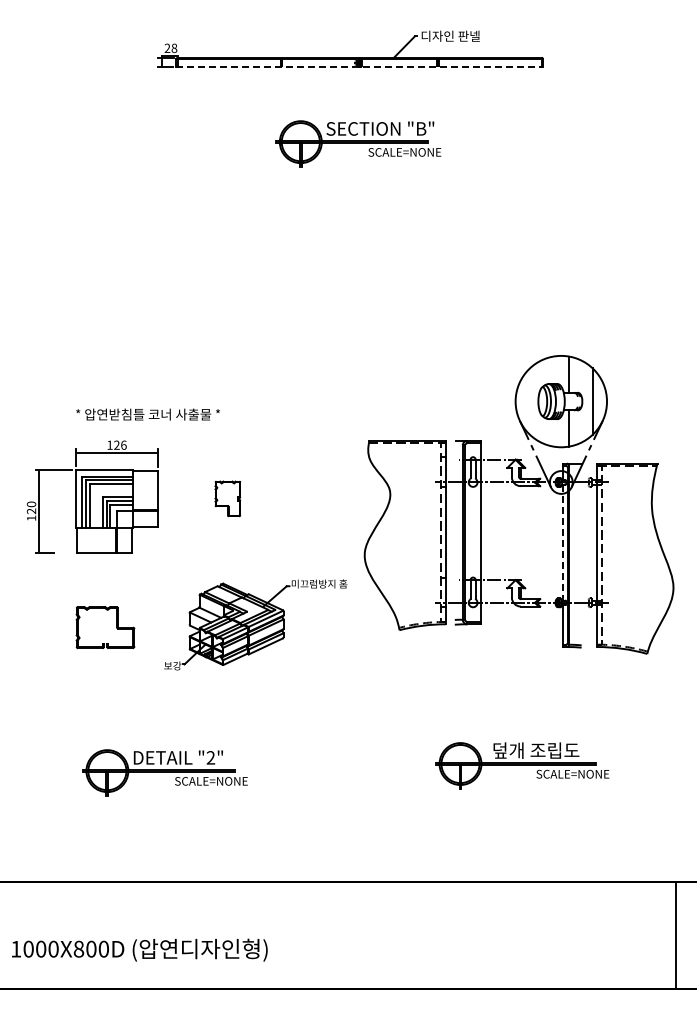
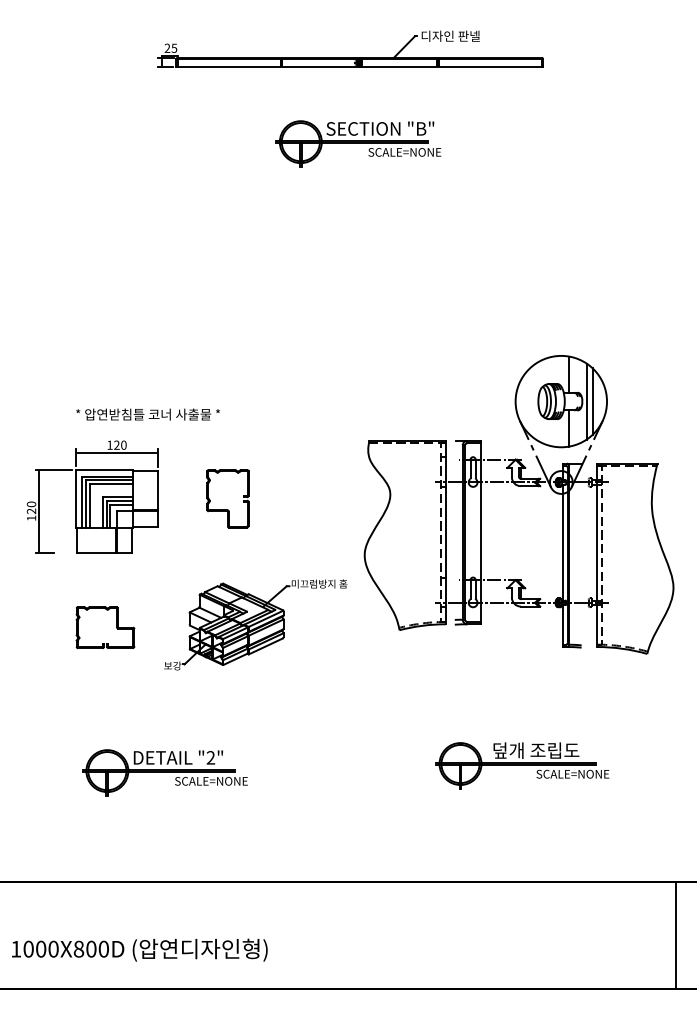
text: 28 -> 25 (174, 47)
line: dashed -> solid (360, 66)
line: none -> present (586, 401)
text: 126 -> 120 (123, 444)
part size: 28x38 px -> 44x60 px (227, 498)
line: dashed -> solid (563, 542)
